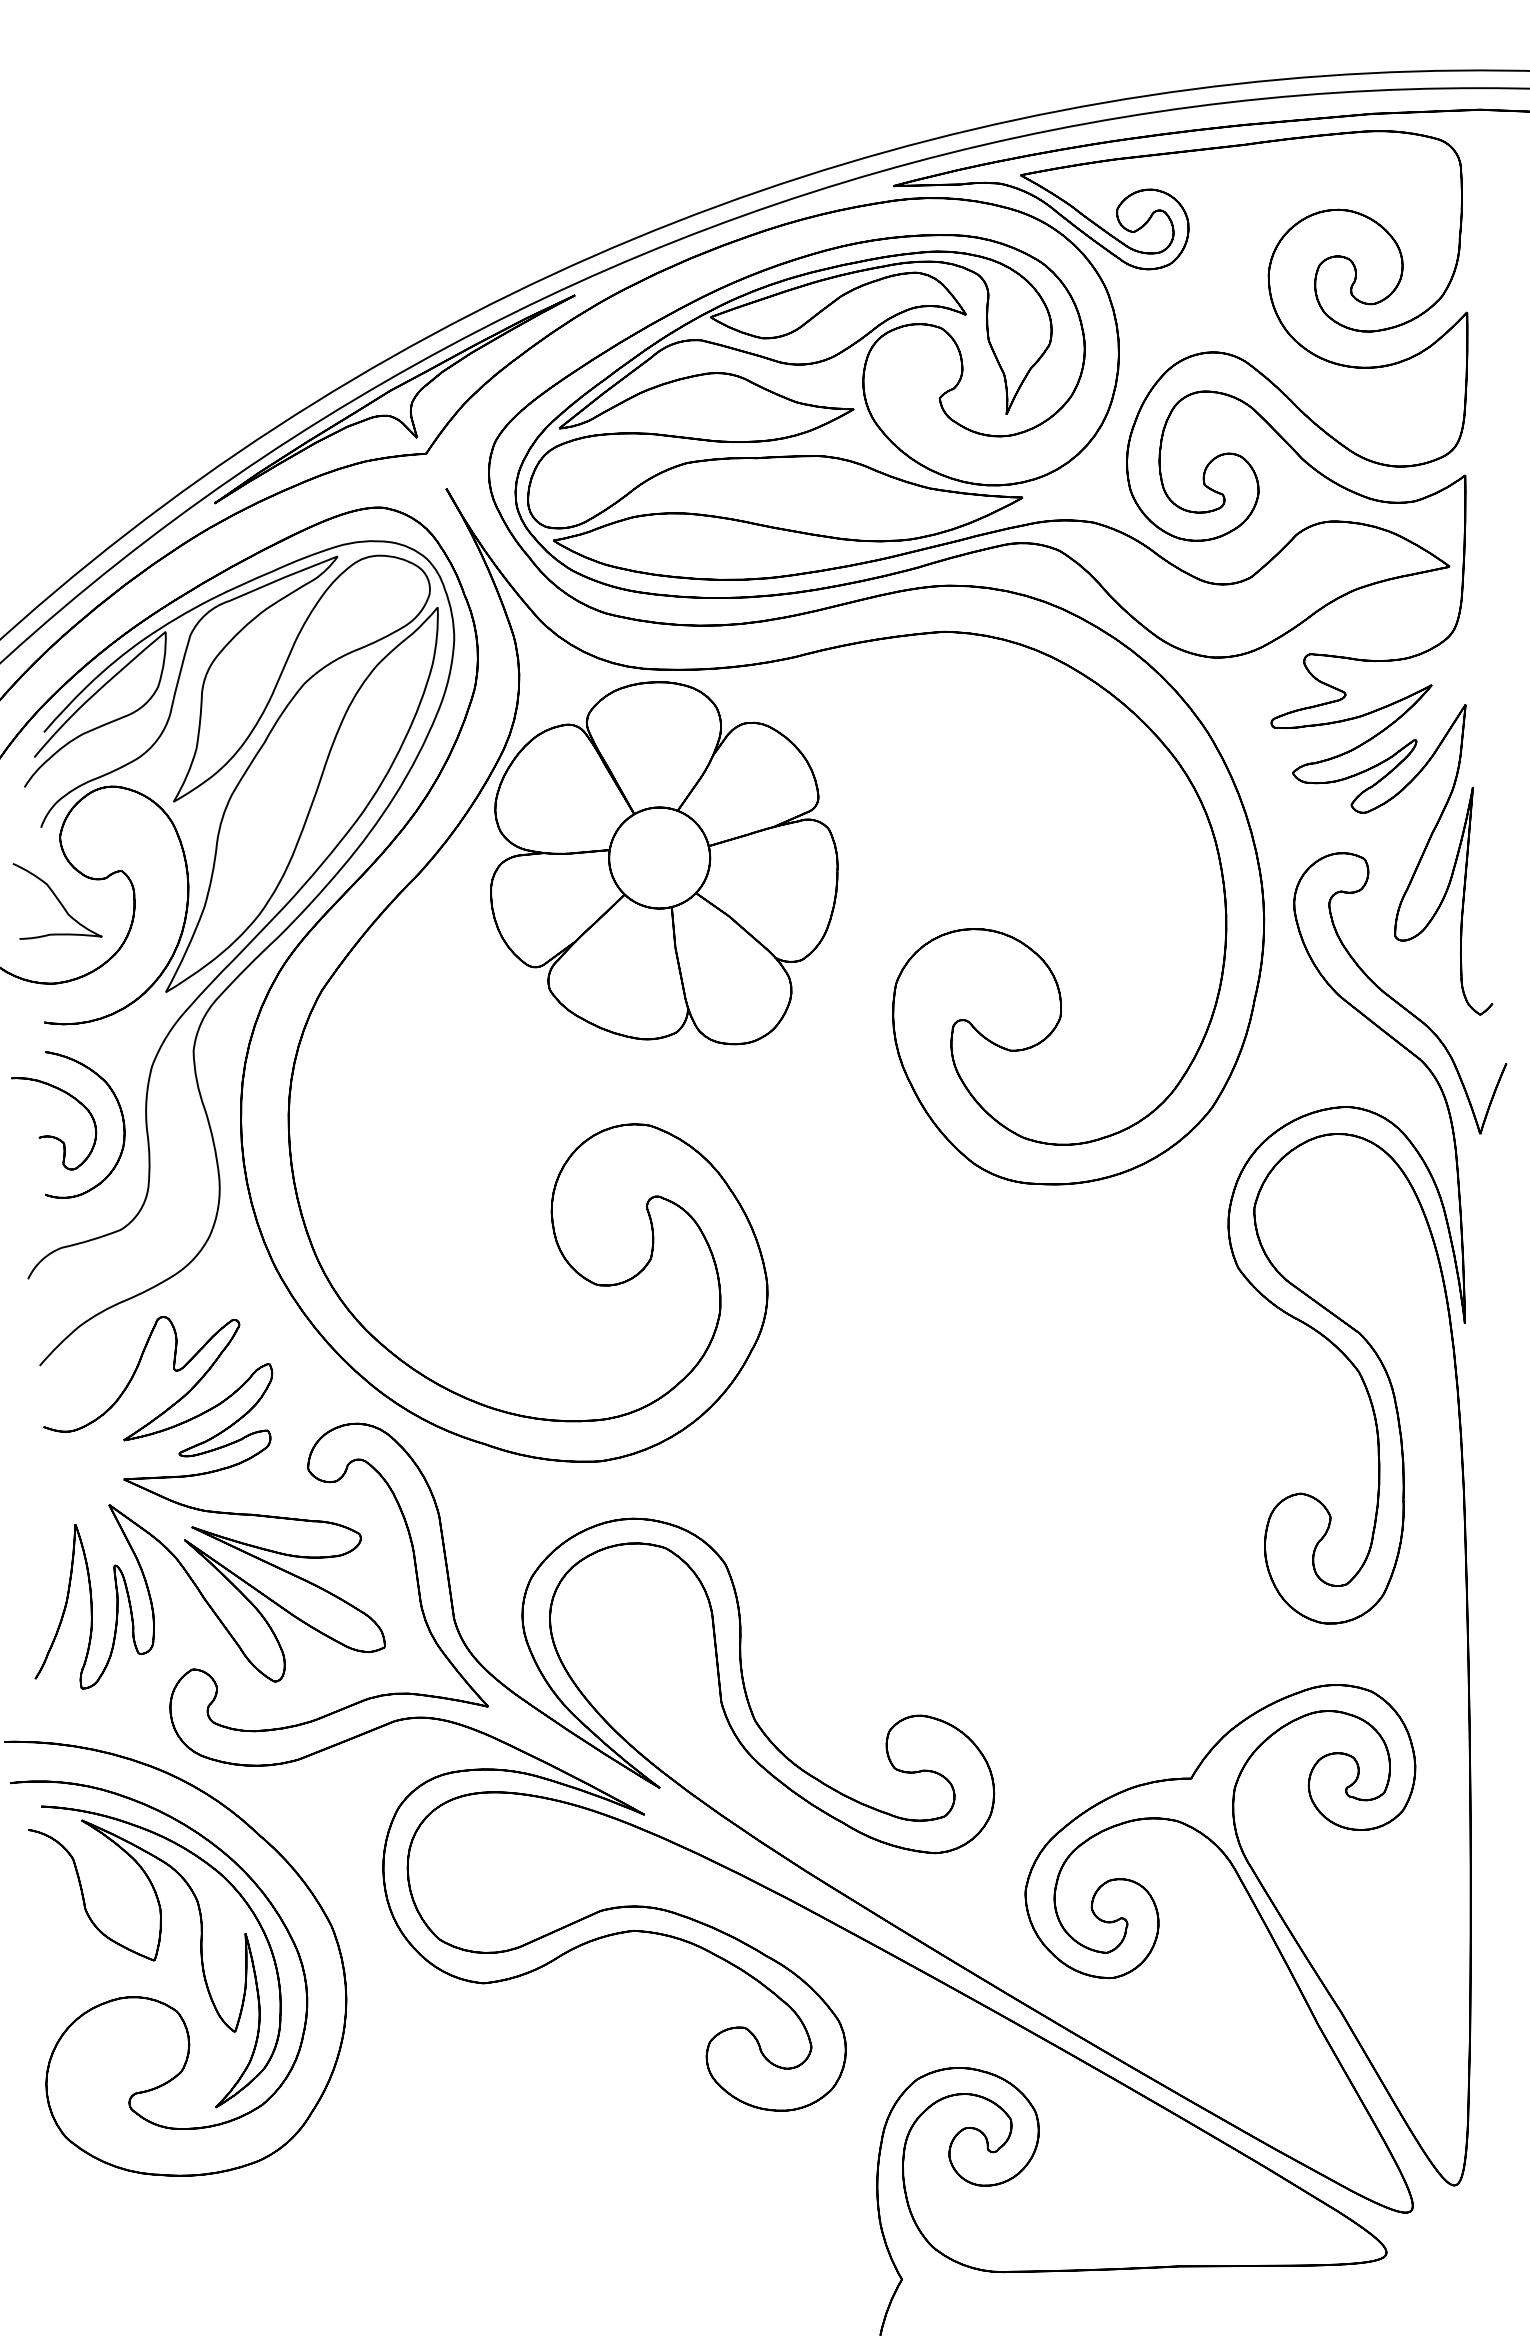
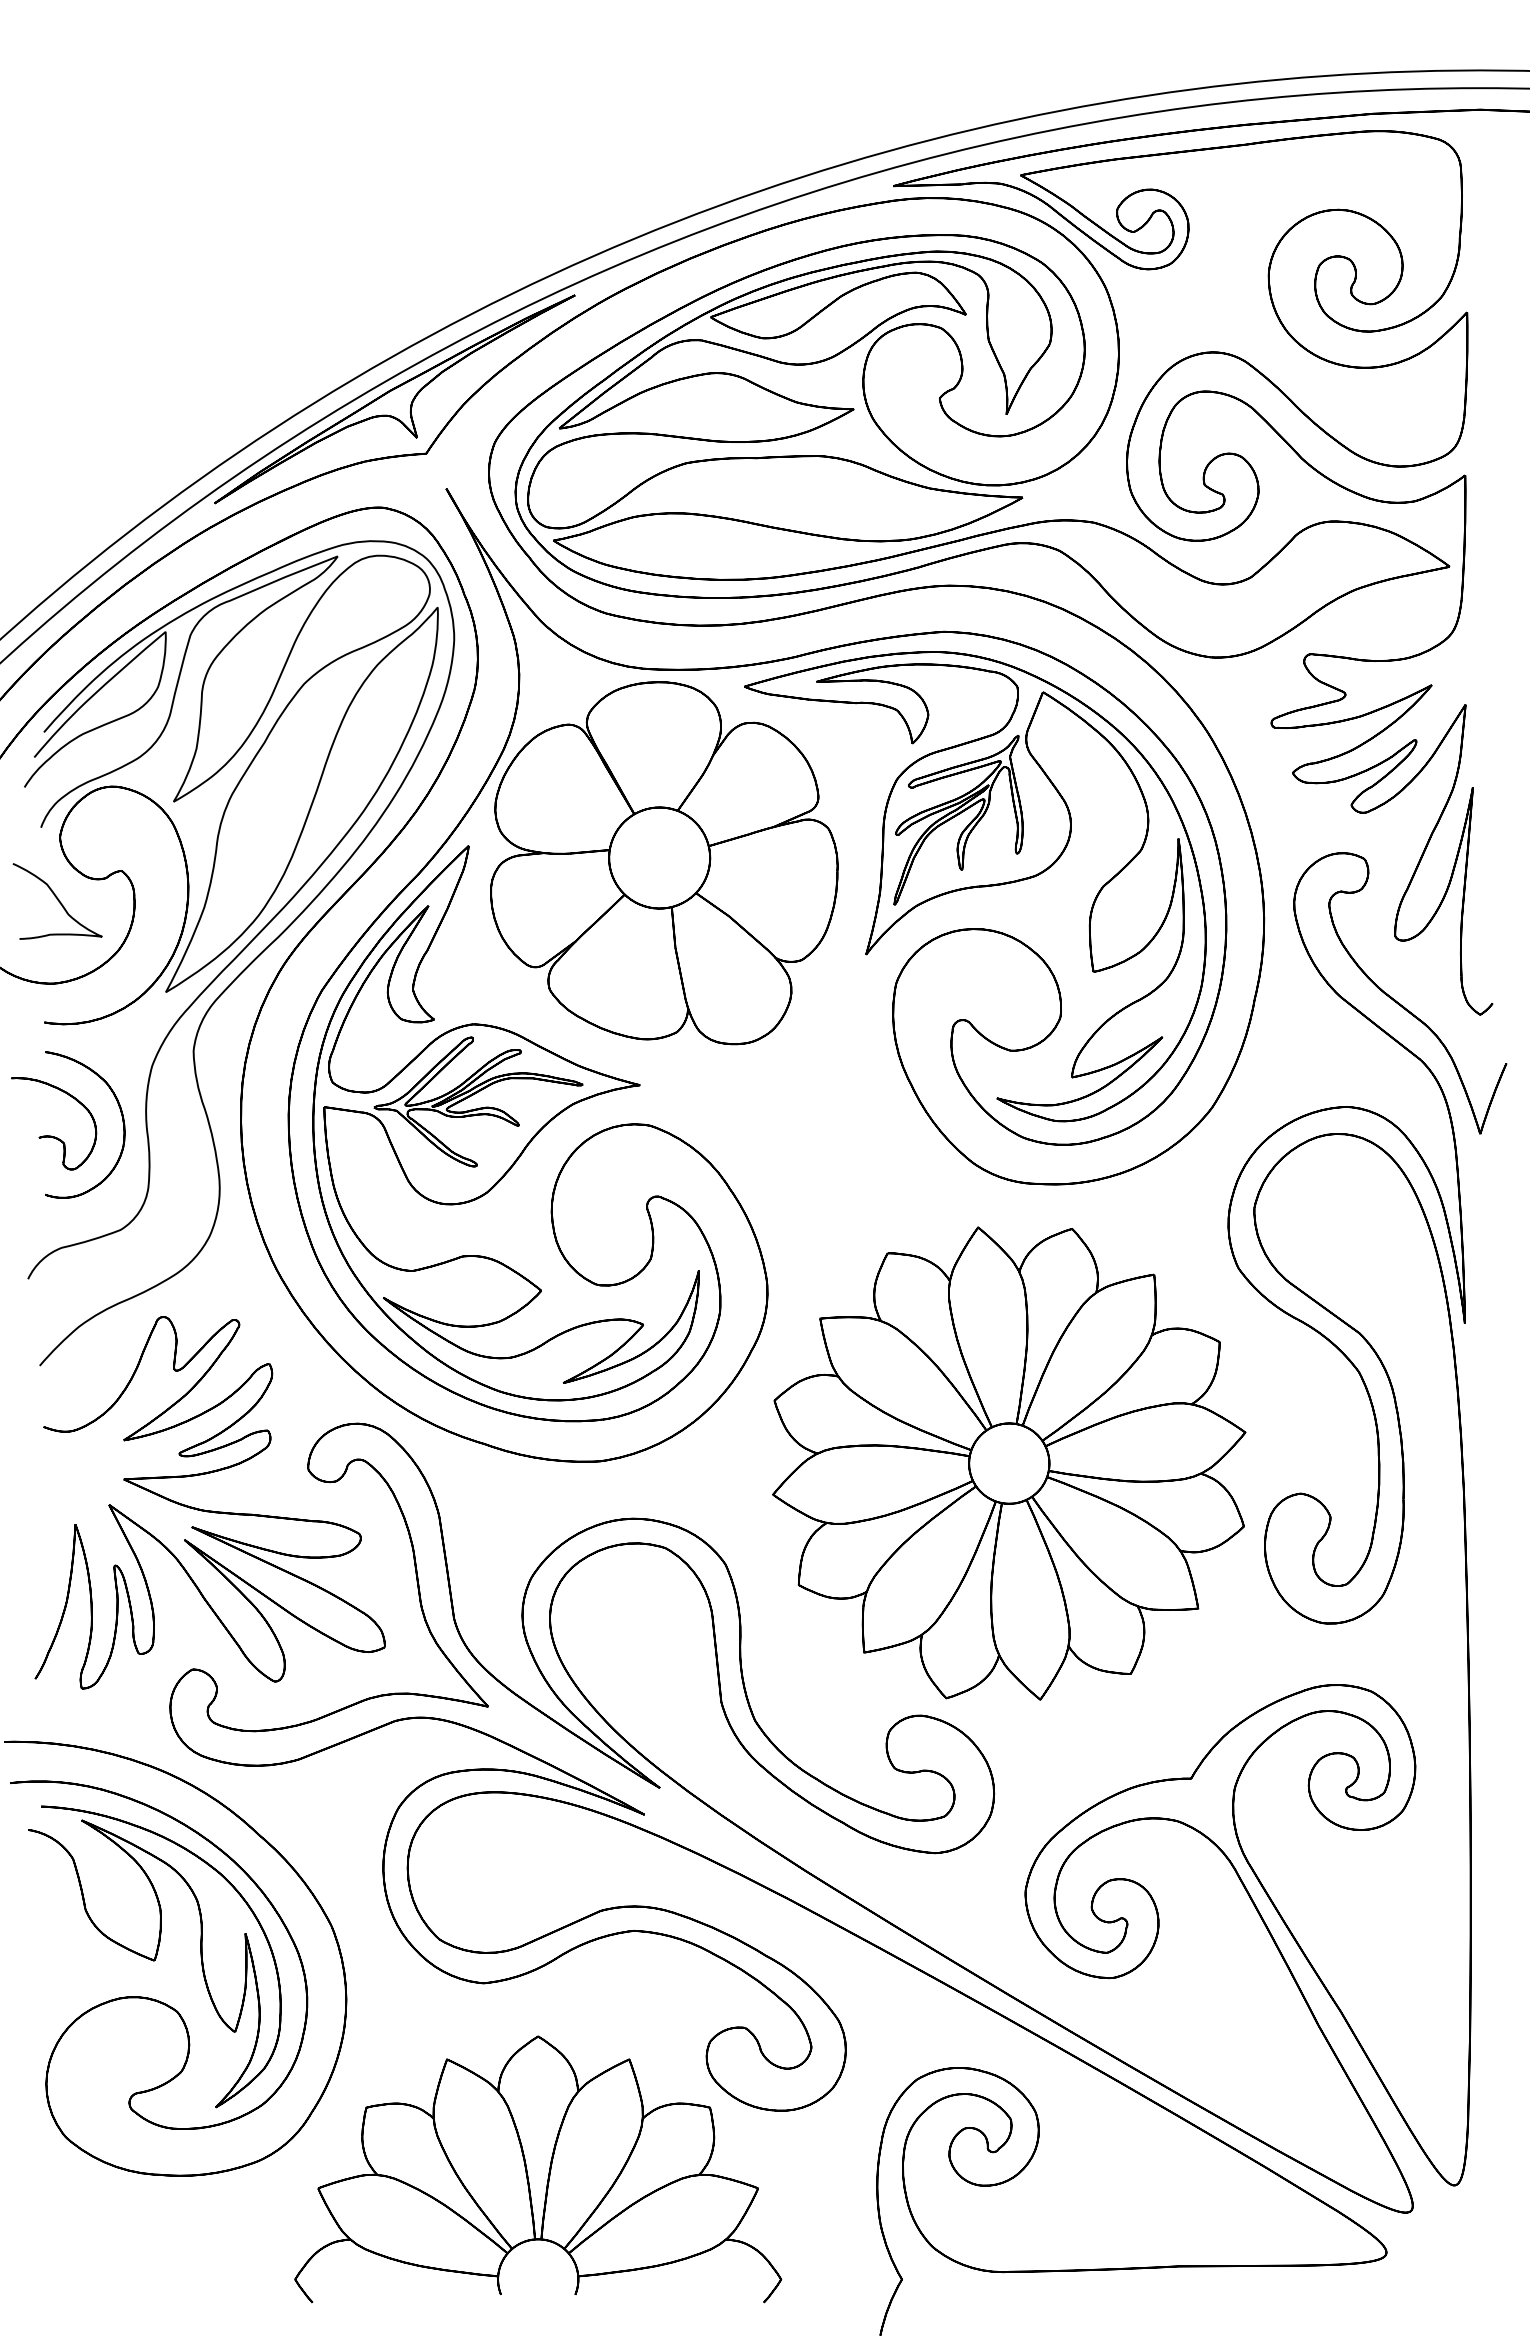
part: none -> present (975, 886)
part: none -> present (505, 1123)
part: none -> present (1009, 1463)
part: none -> present (538, 2169)
